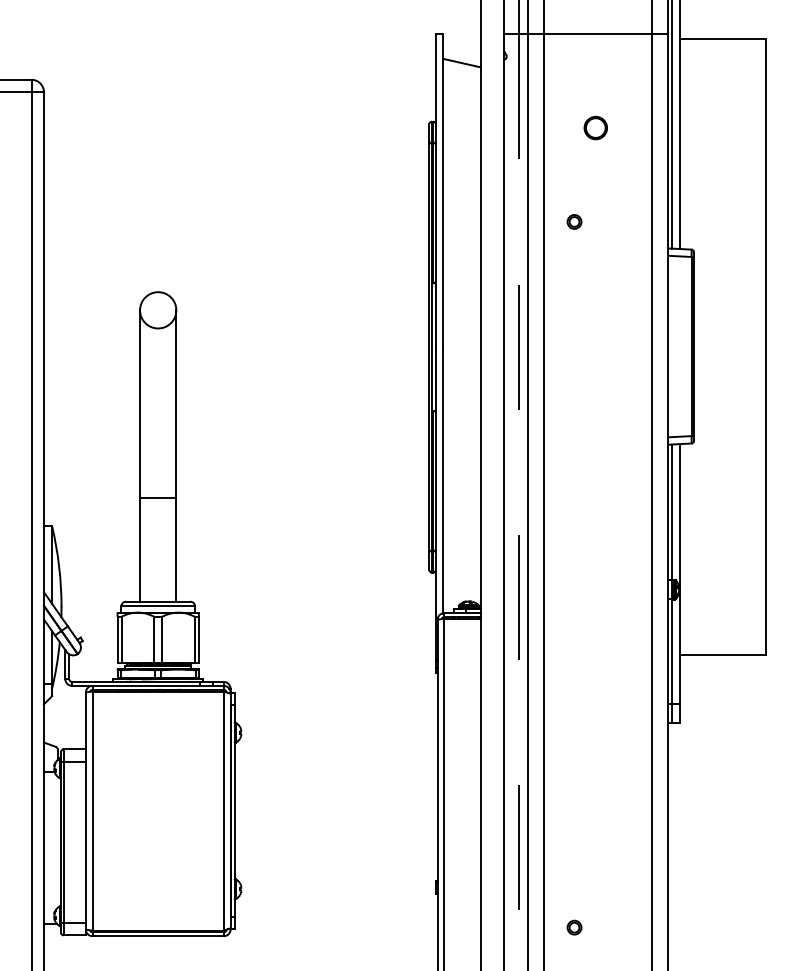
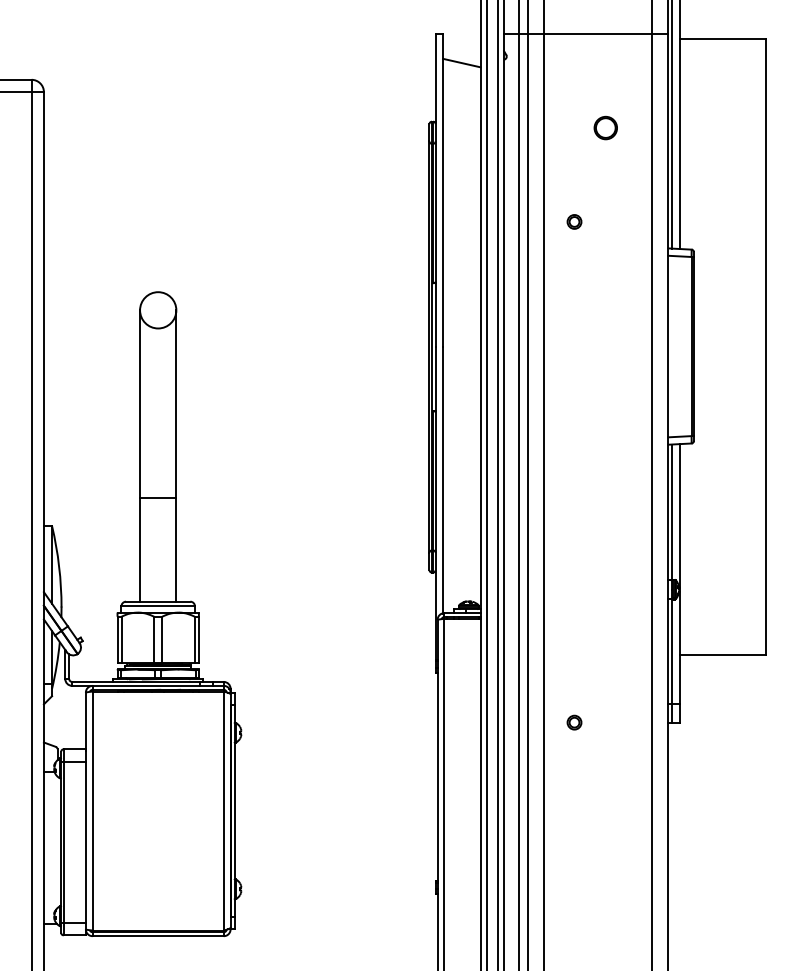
part position: (595, 127) -> (605, 127) (605, 127)
line: none -> present (486, 484)
line: none -> present (497, 484)
line: dashed -> solid (518, 502)
part position: (574, 927) -> (574, 722) (574, 722)
